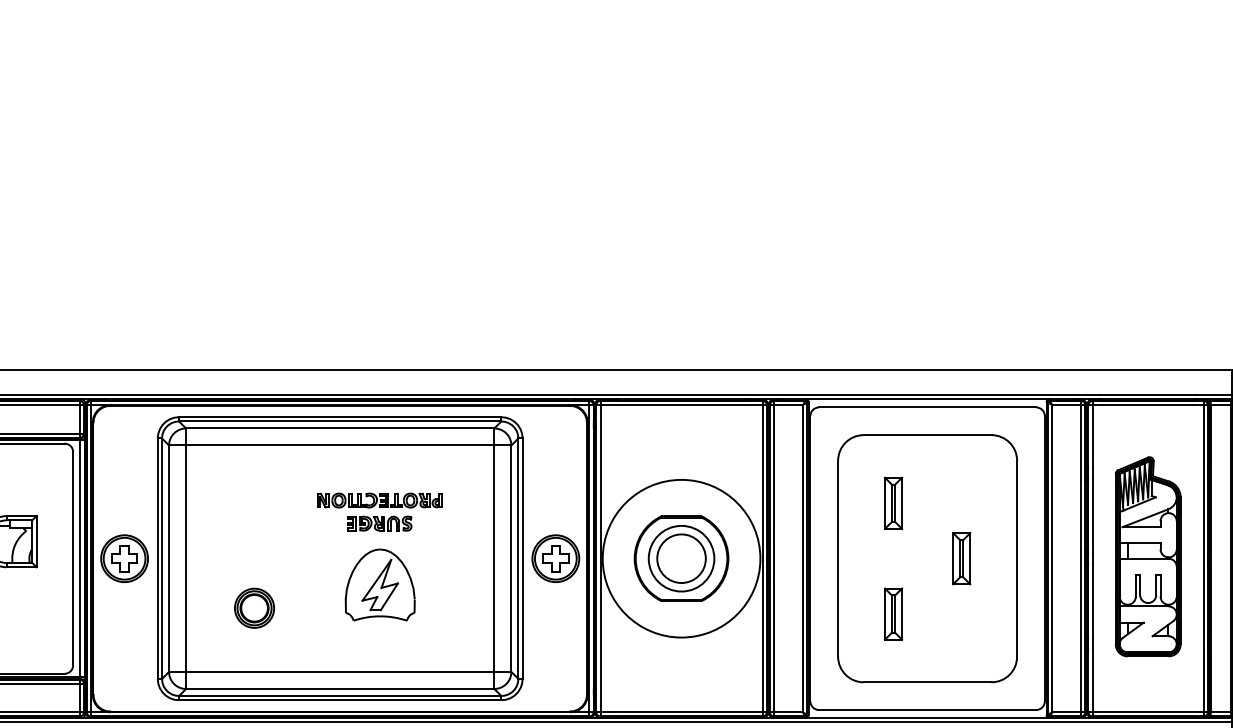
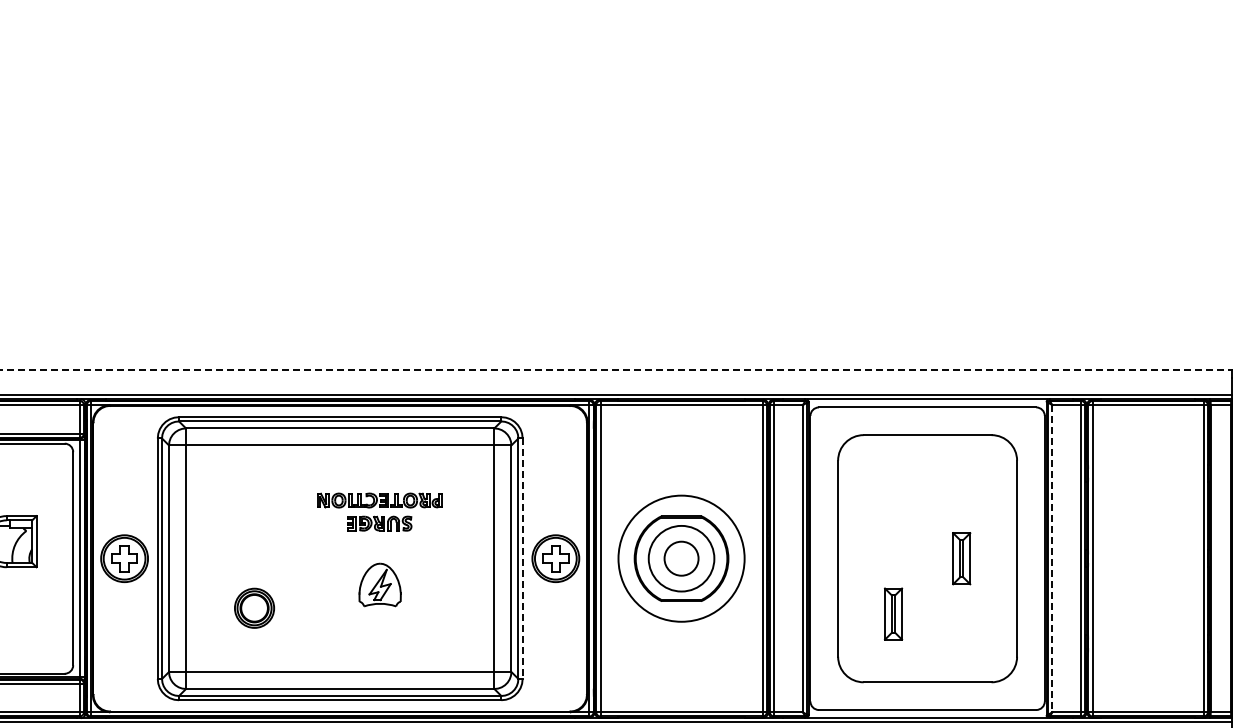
line: solid -> dashed (616, 369)
part: present -> none (893, 502)
part: present -> none (1147, 556)
circle diameter: 158 px -> 126 px (681, 558)
circle diameter: 49 px -> 34 px (681, 558)
line: solid -> dashed (522, 559)
line: solid -> dashed (1052, 559)
part size: 72x74 px -> 44x46 px (379, 584)
